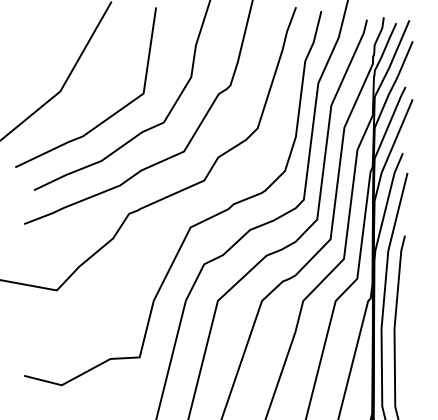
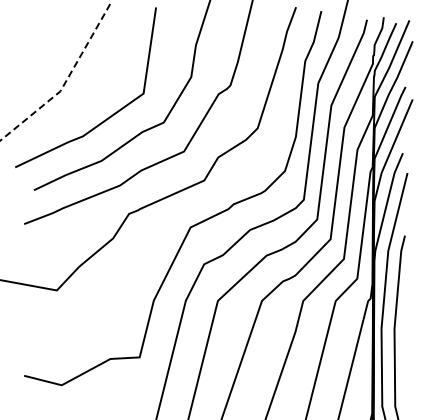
line: solid -> dashed (66, 80)
